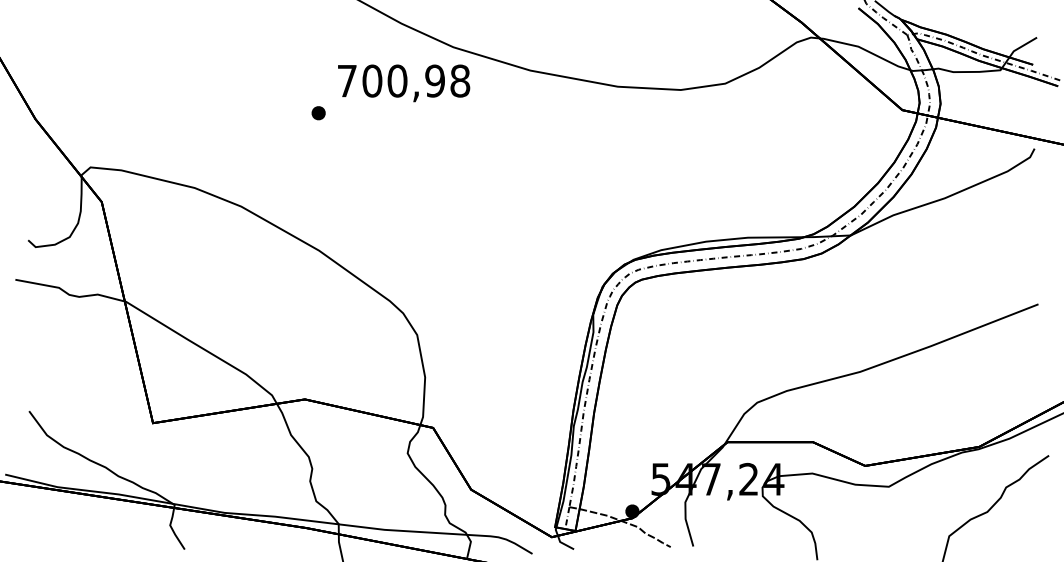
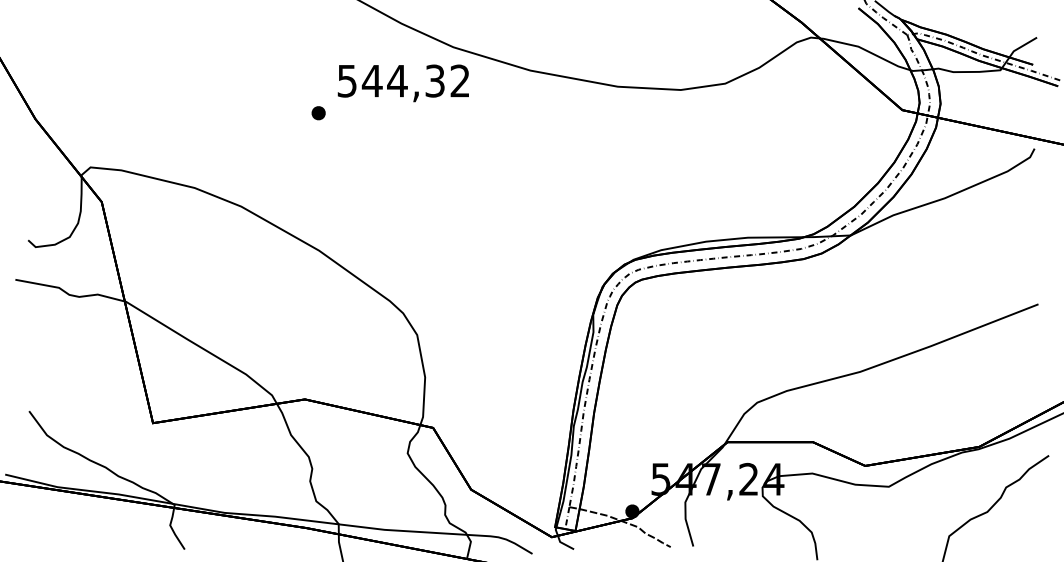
text: 700,98 -> 544,32 (403, 80)
